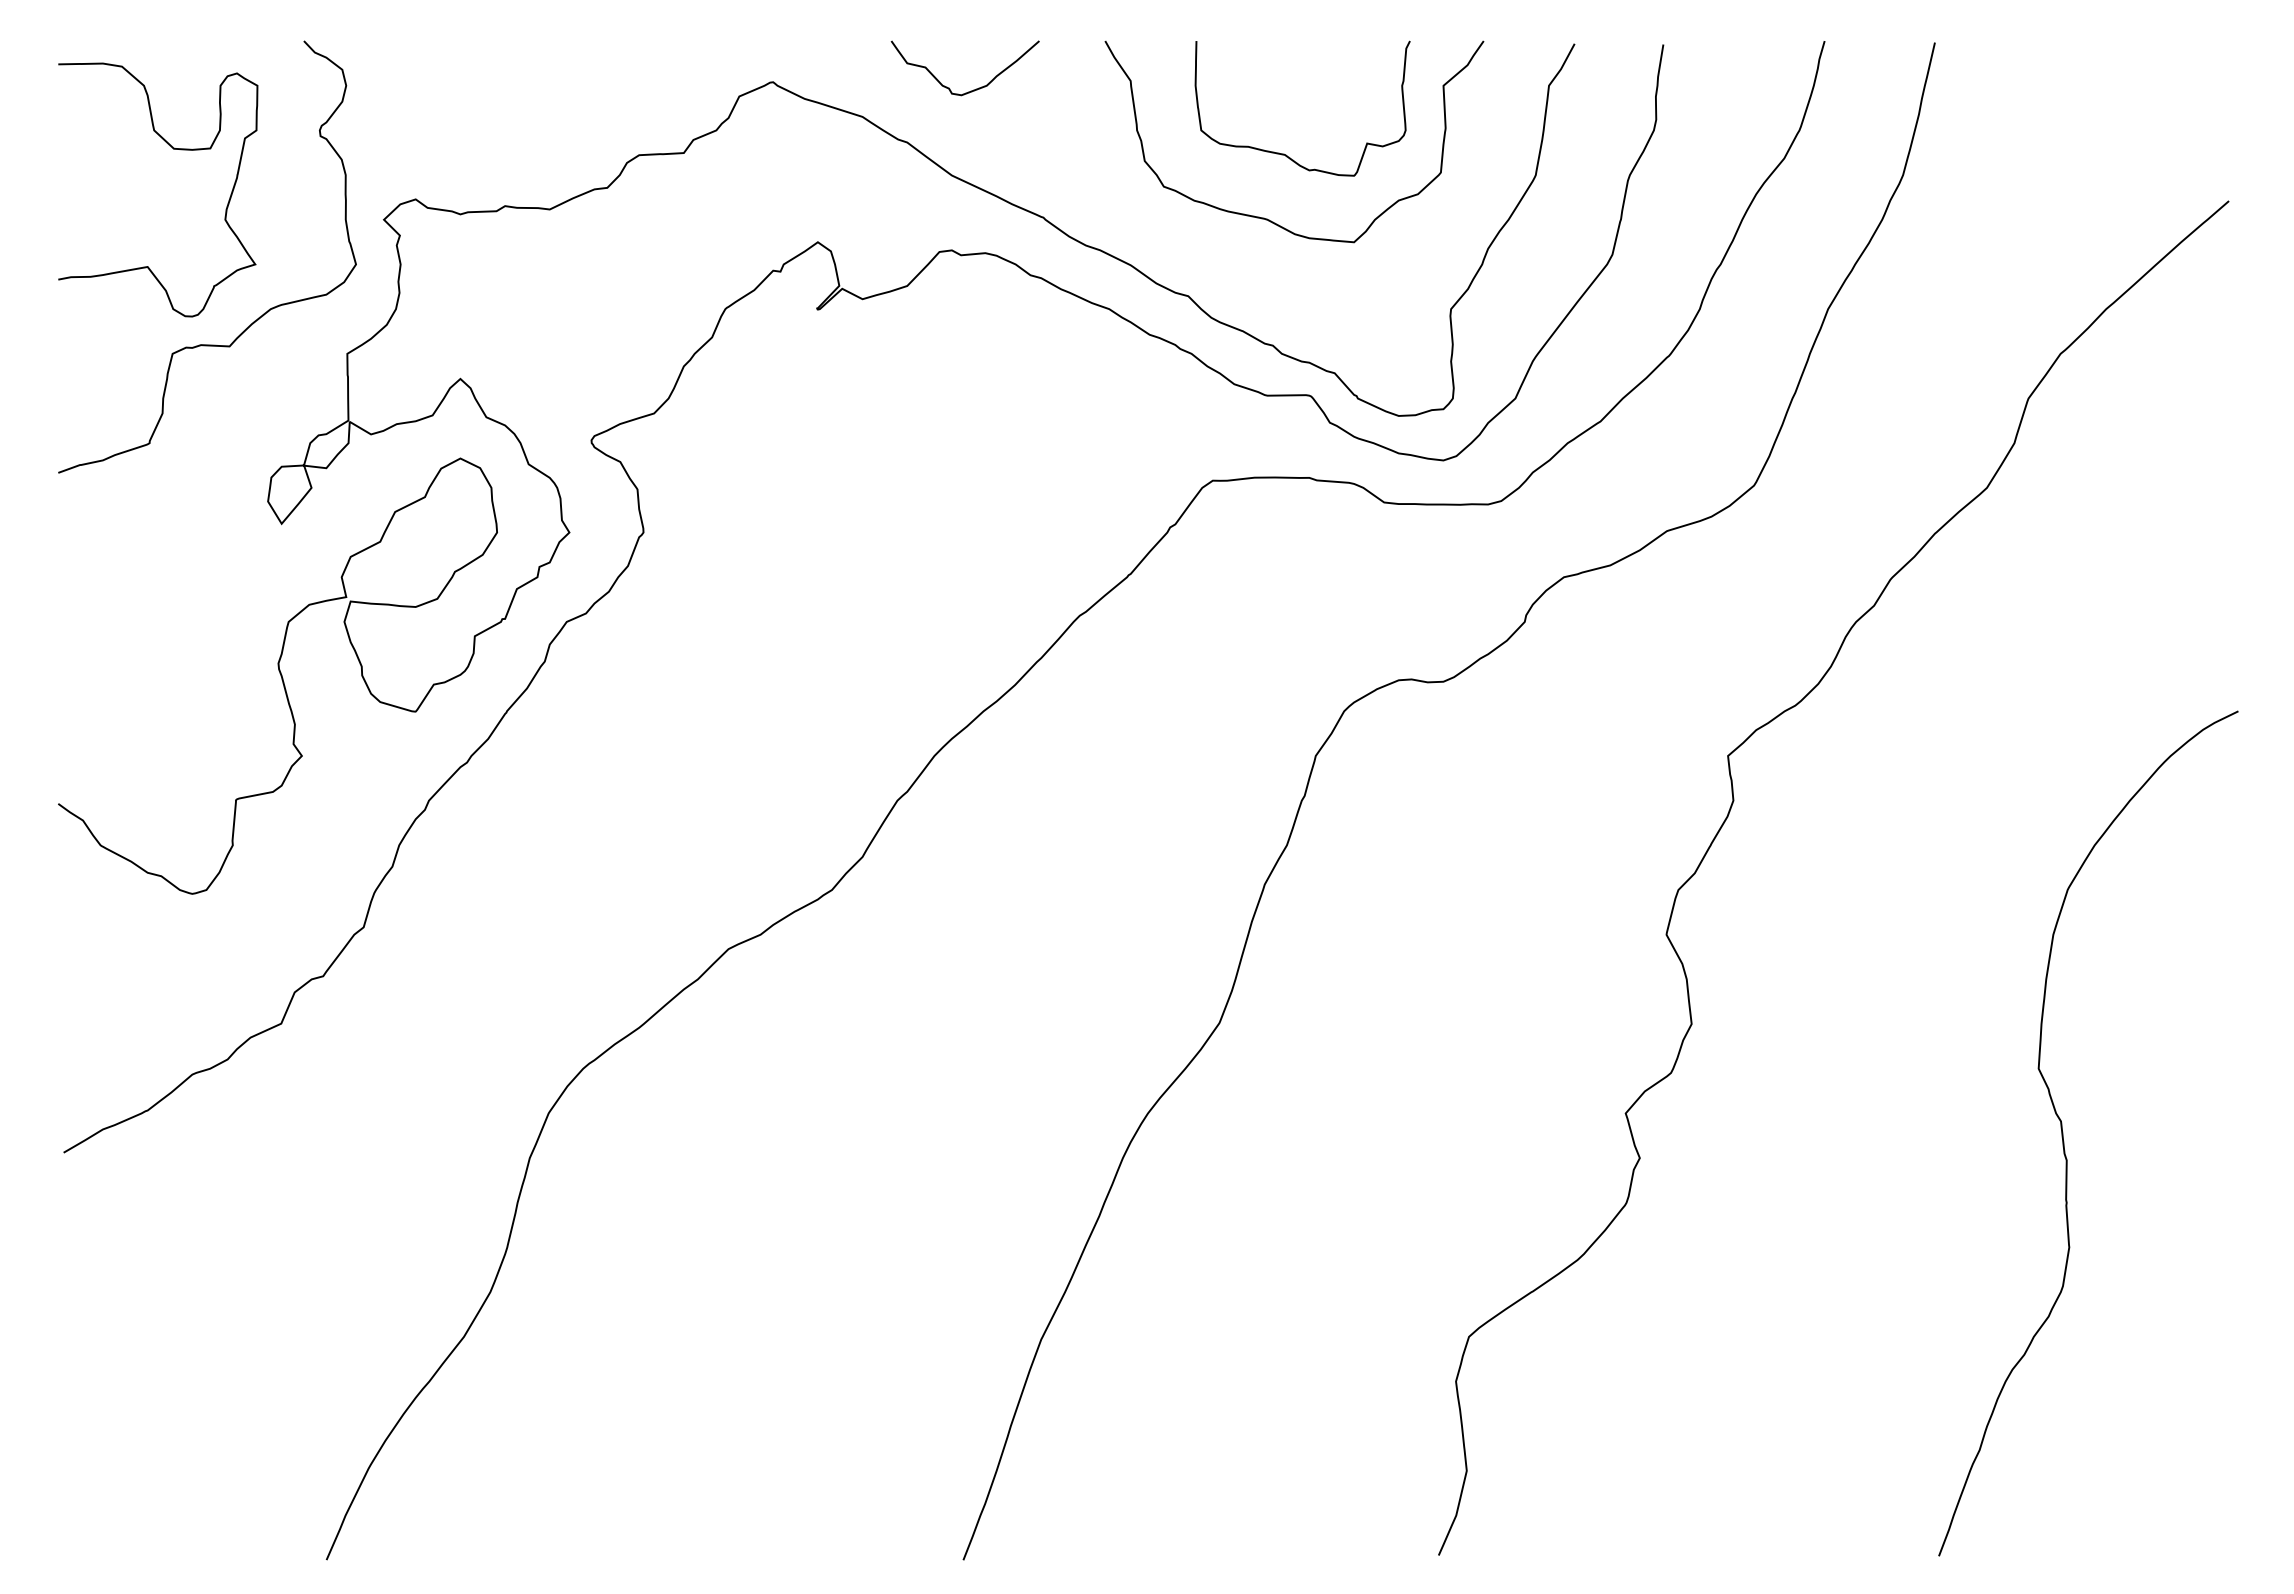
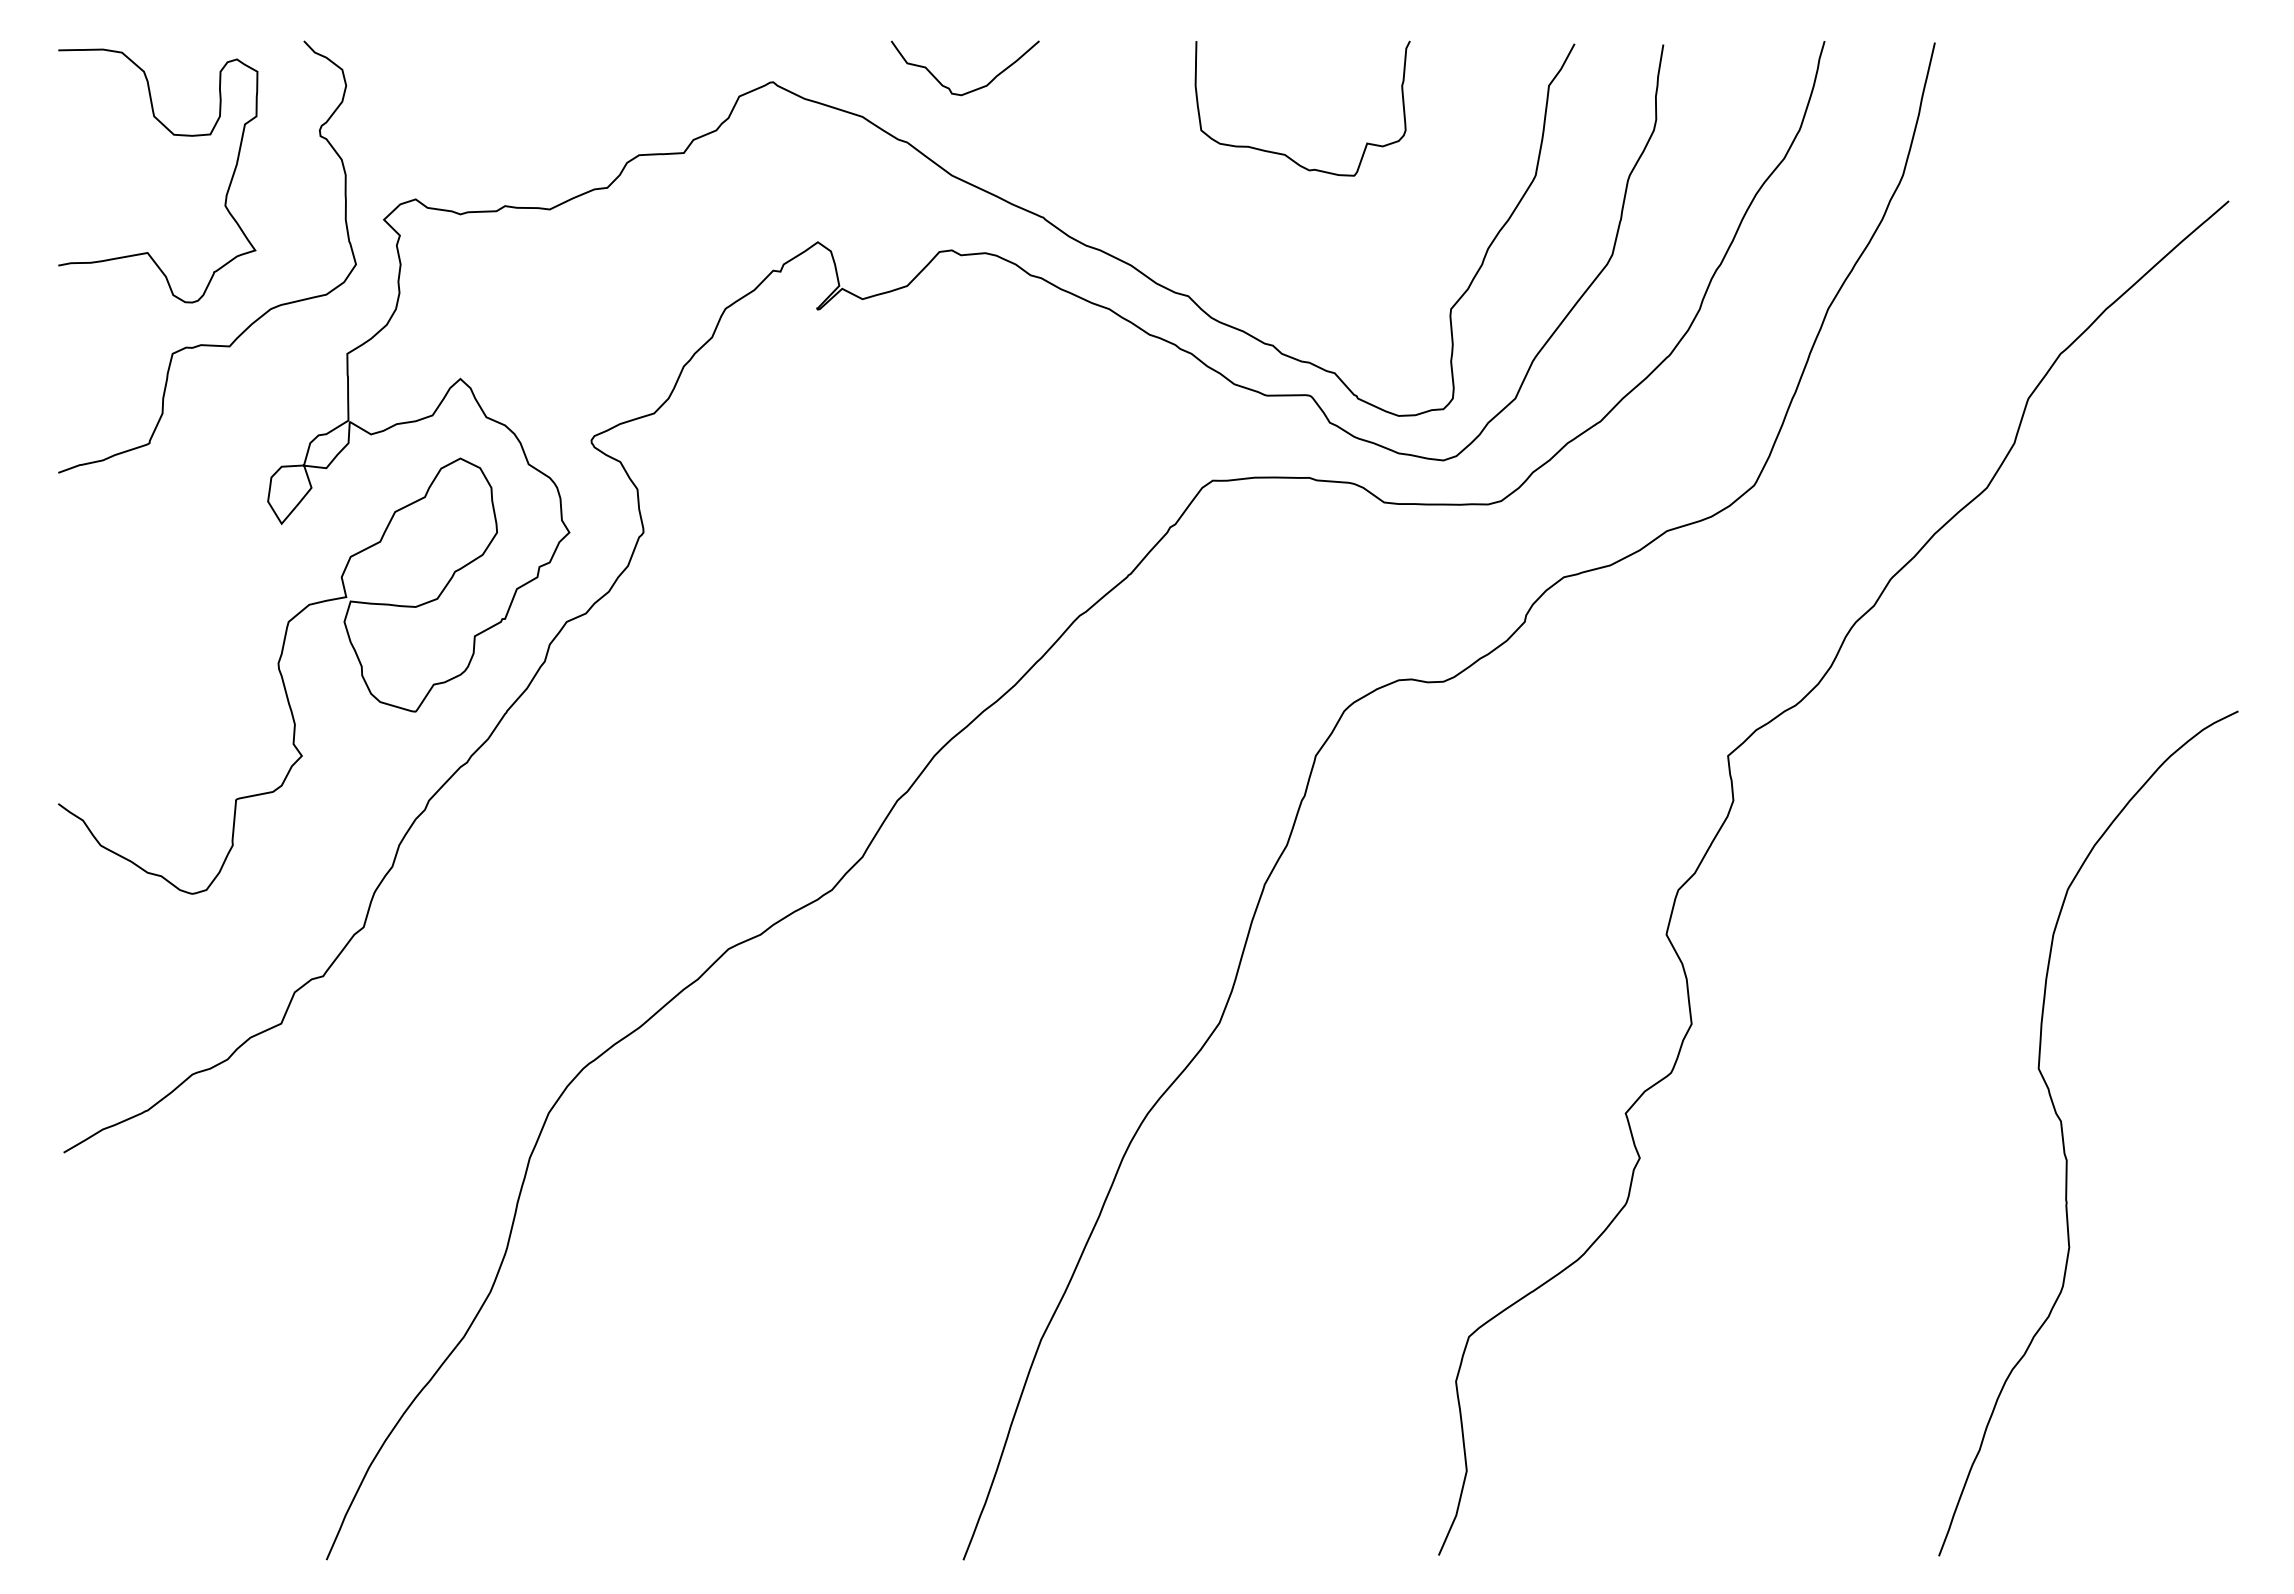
curve position: (173, 149) -> (173, 135) (173, 135)
curve: present -> none (1267, 218)
